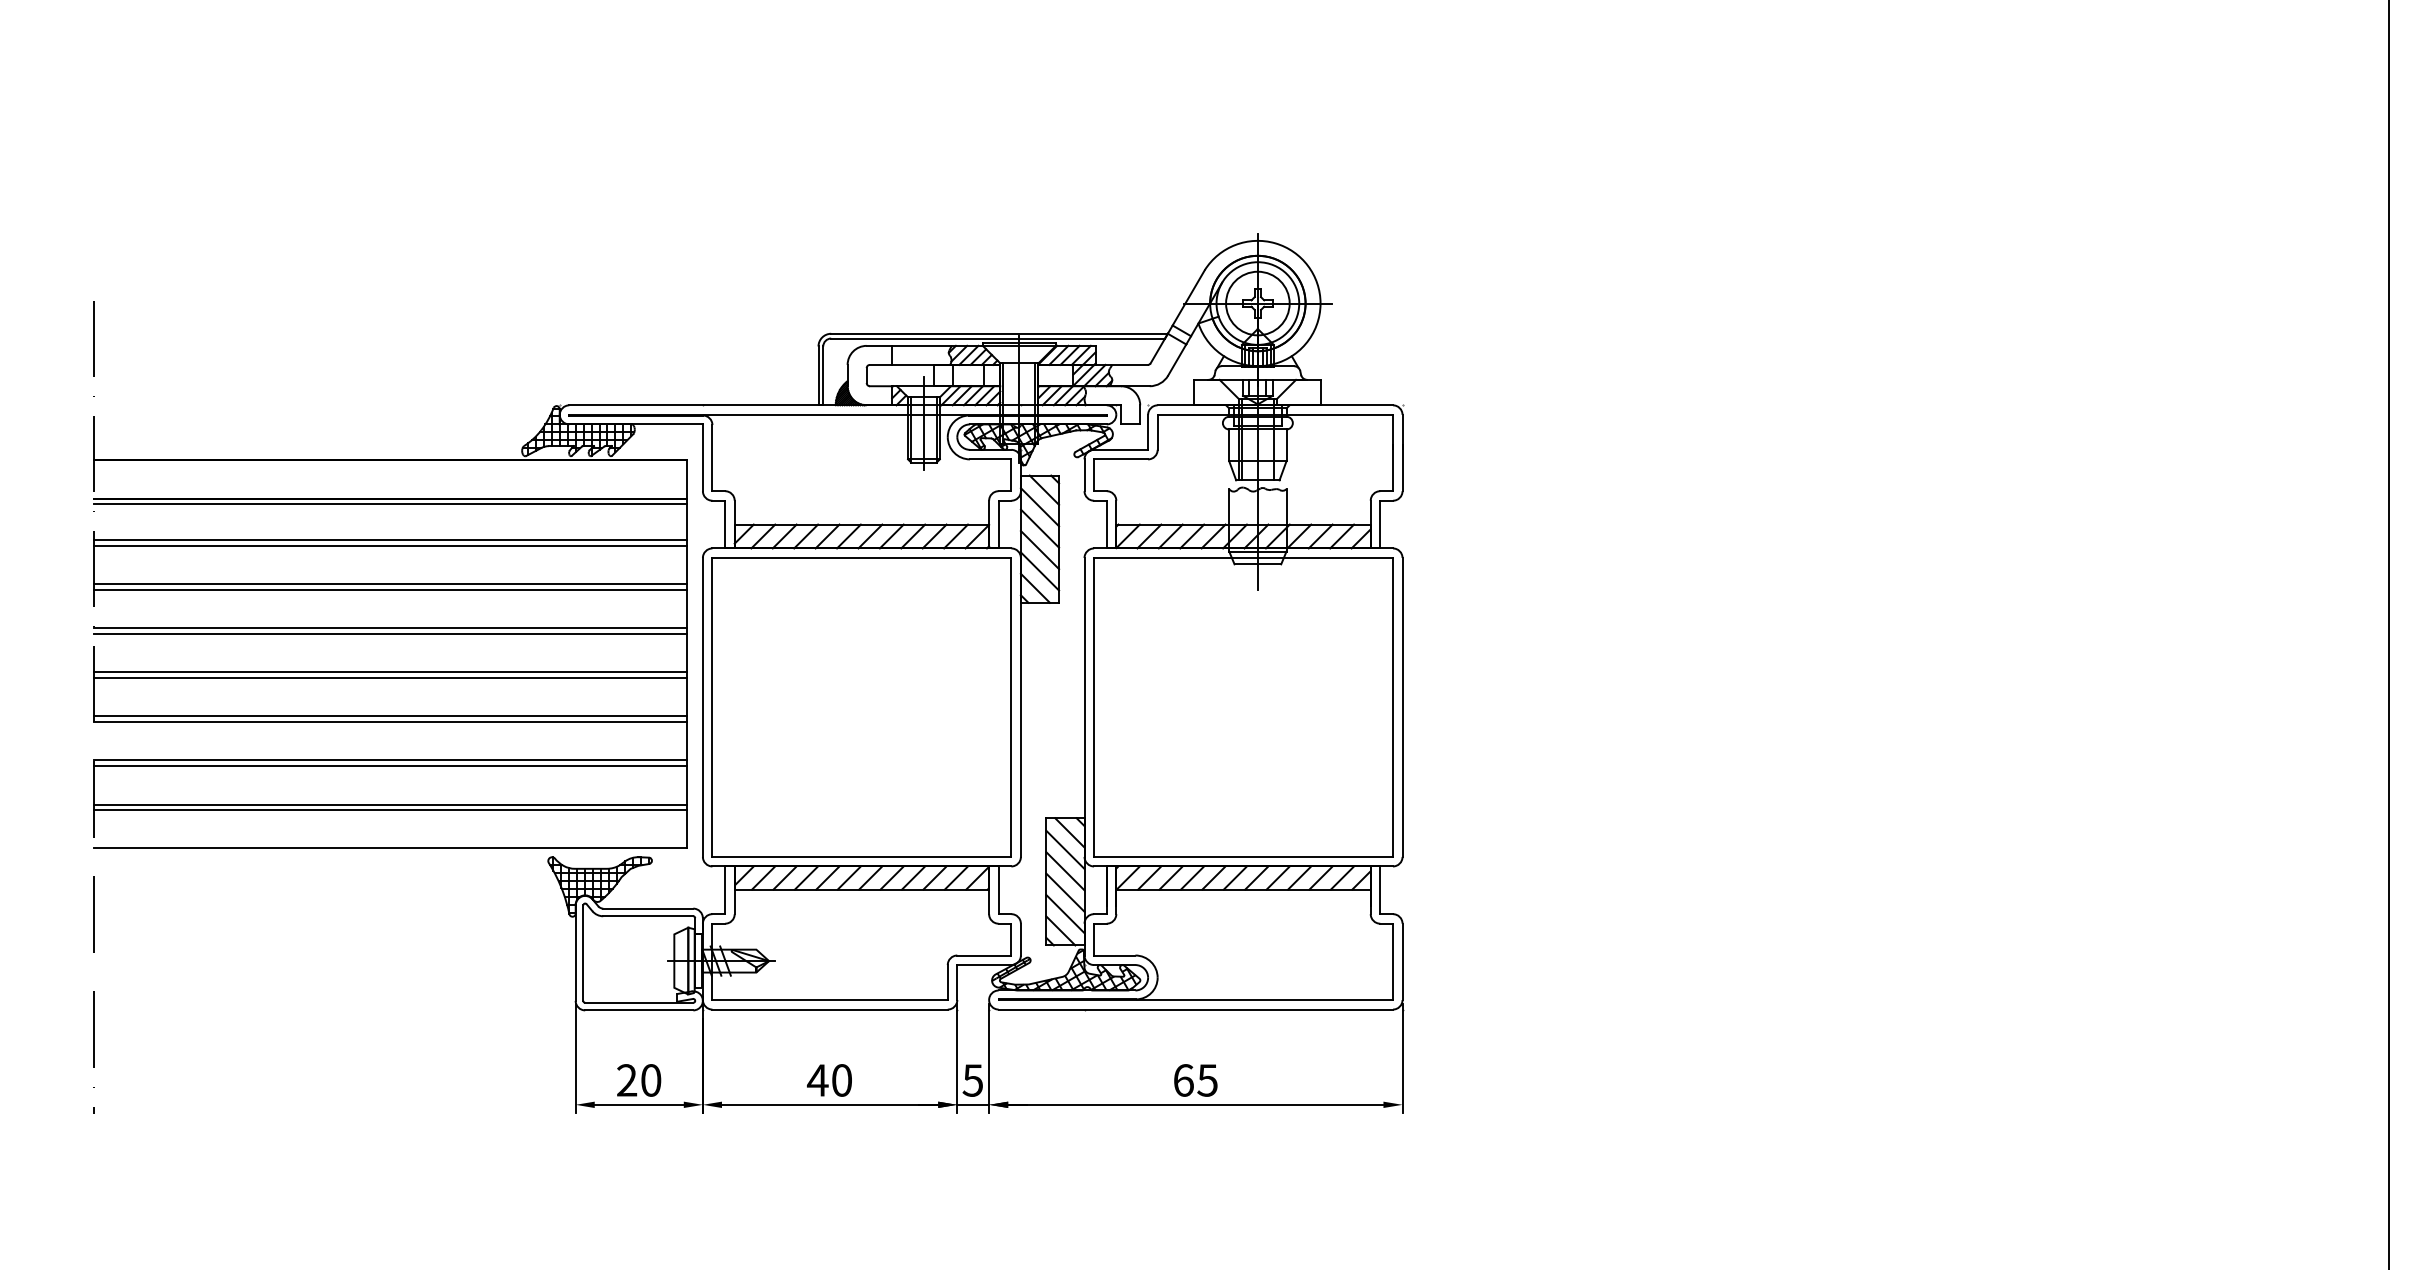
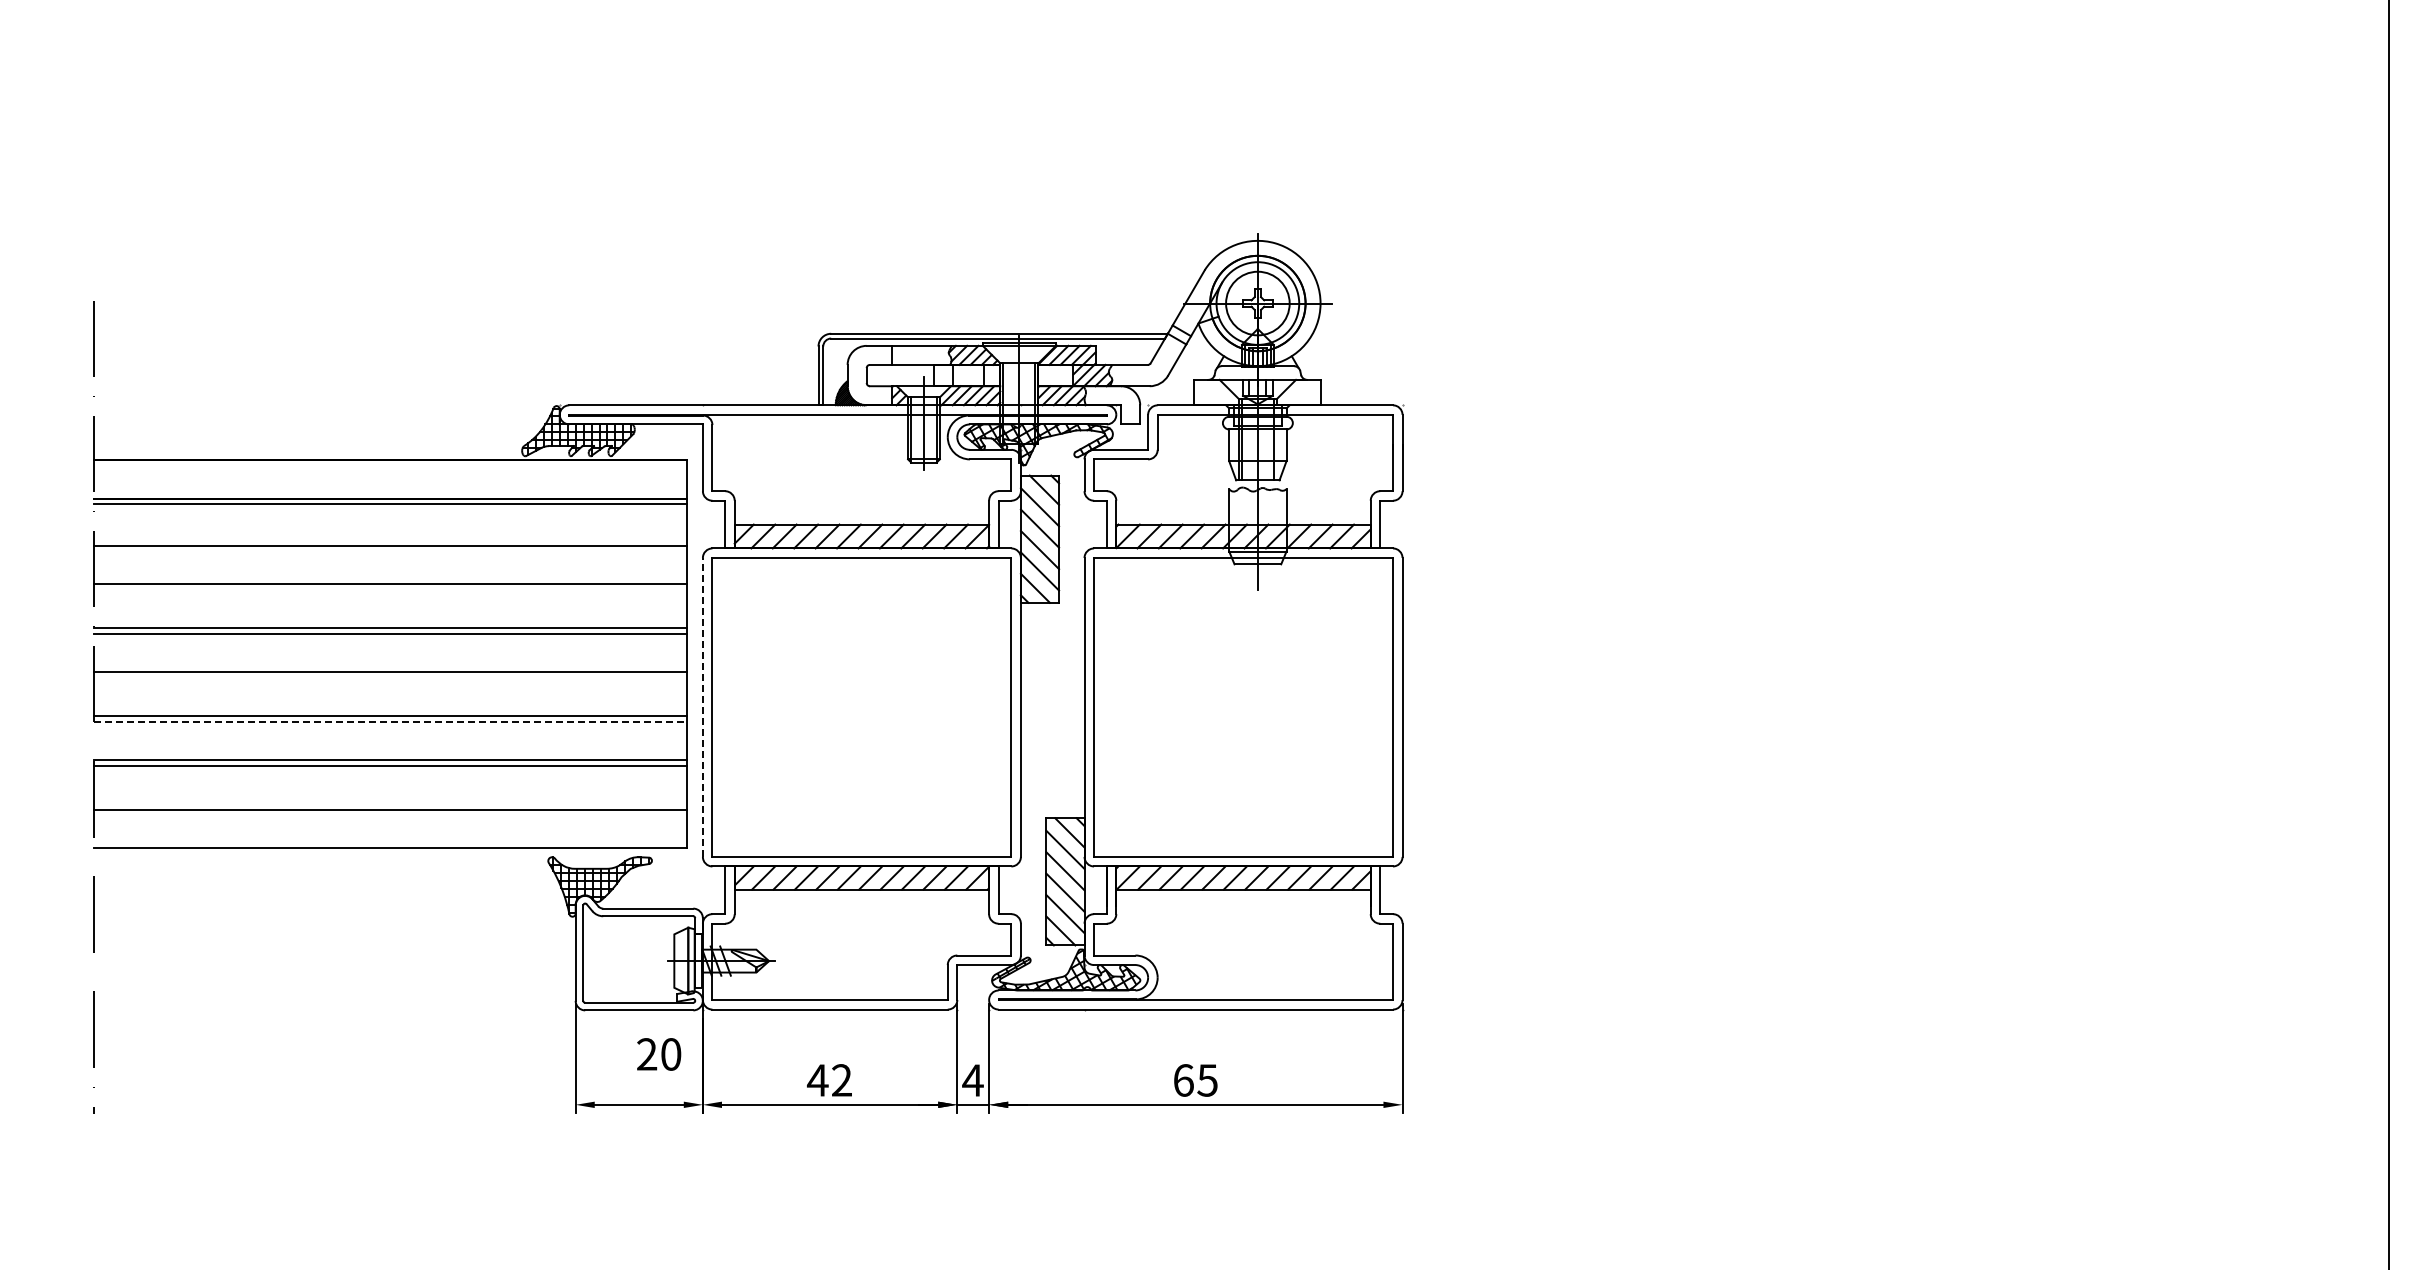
line: present -> none (389, 539)
line: present -> none (389, 589)
line: present -> none (389, 677)
line: solid -> dashed (702, 706)
line: solid -> dashed (390, 721)
line: present -> none (389, 804)
text position: (639, 1080) -> (659, 1054) (659, 1054)
text: 40 -> 42 (841, 1080)
text: 5 -> 4 (972, 1080)
